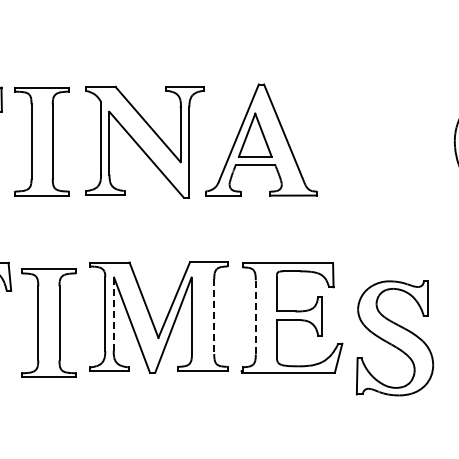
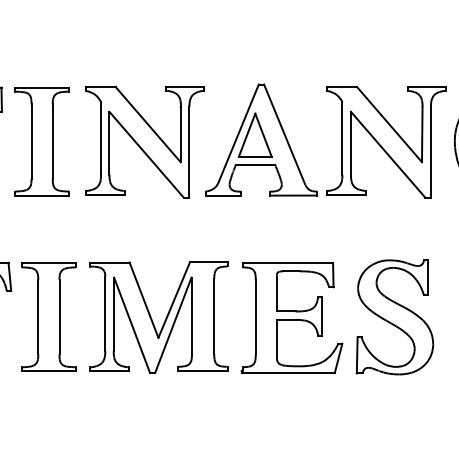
part: none -> present (386, 142)
line: dashed -> solid (113, 314)
line: dashed -> solid (255, 316)
line: dashed -> solid (214, 317)
part position: (48, 322) -> (48, 316) (48, 316)
part position: (394, 338) -> (394, 317) (394, 317)
